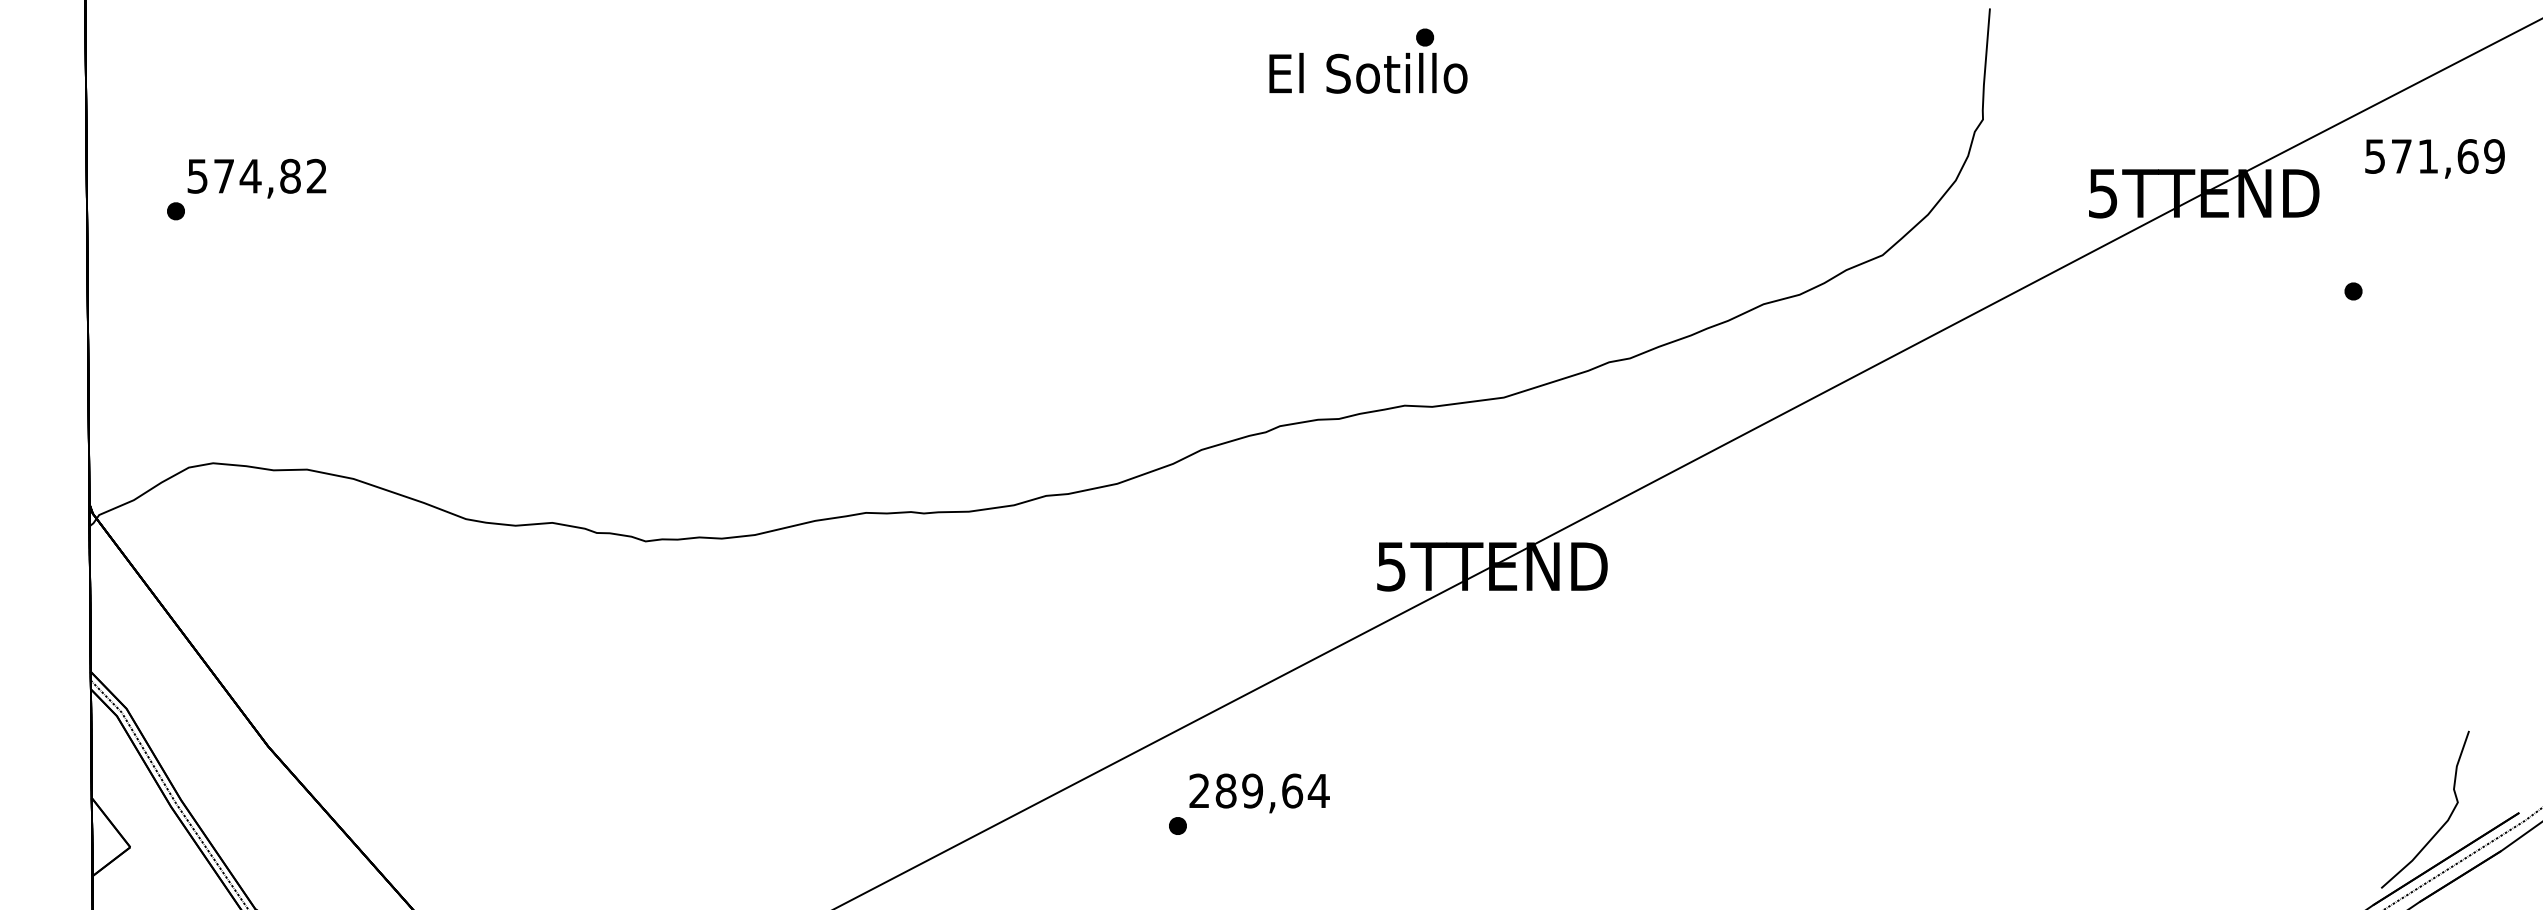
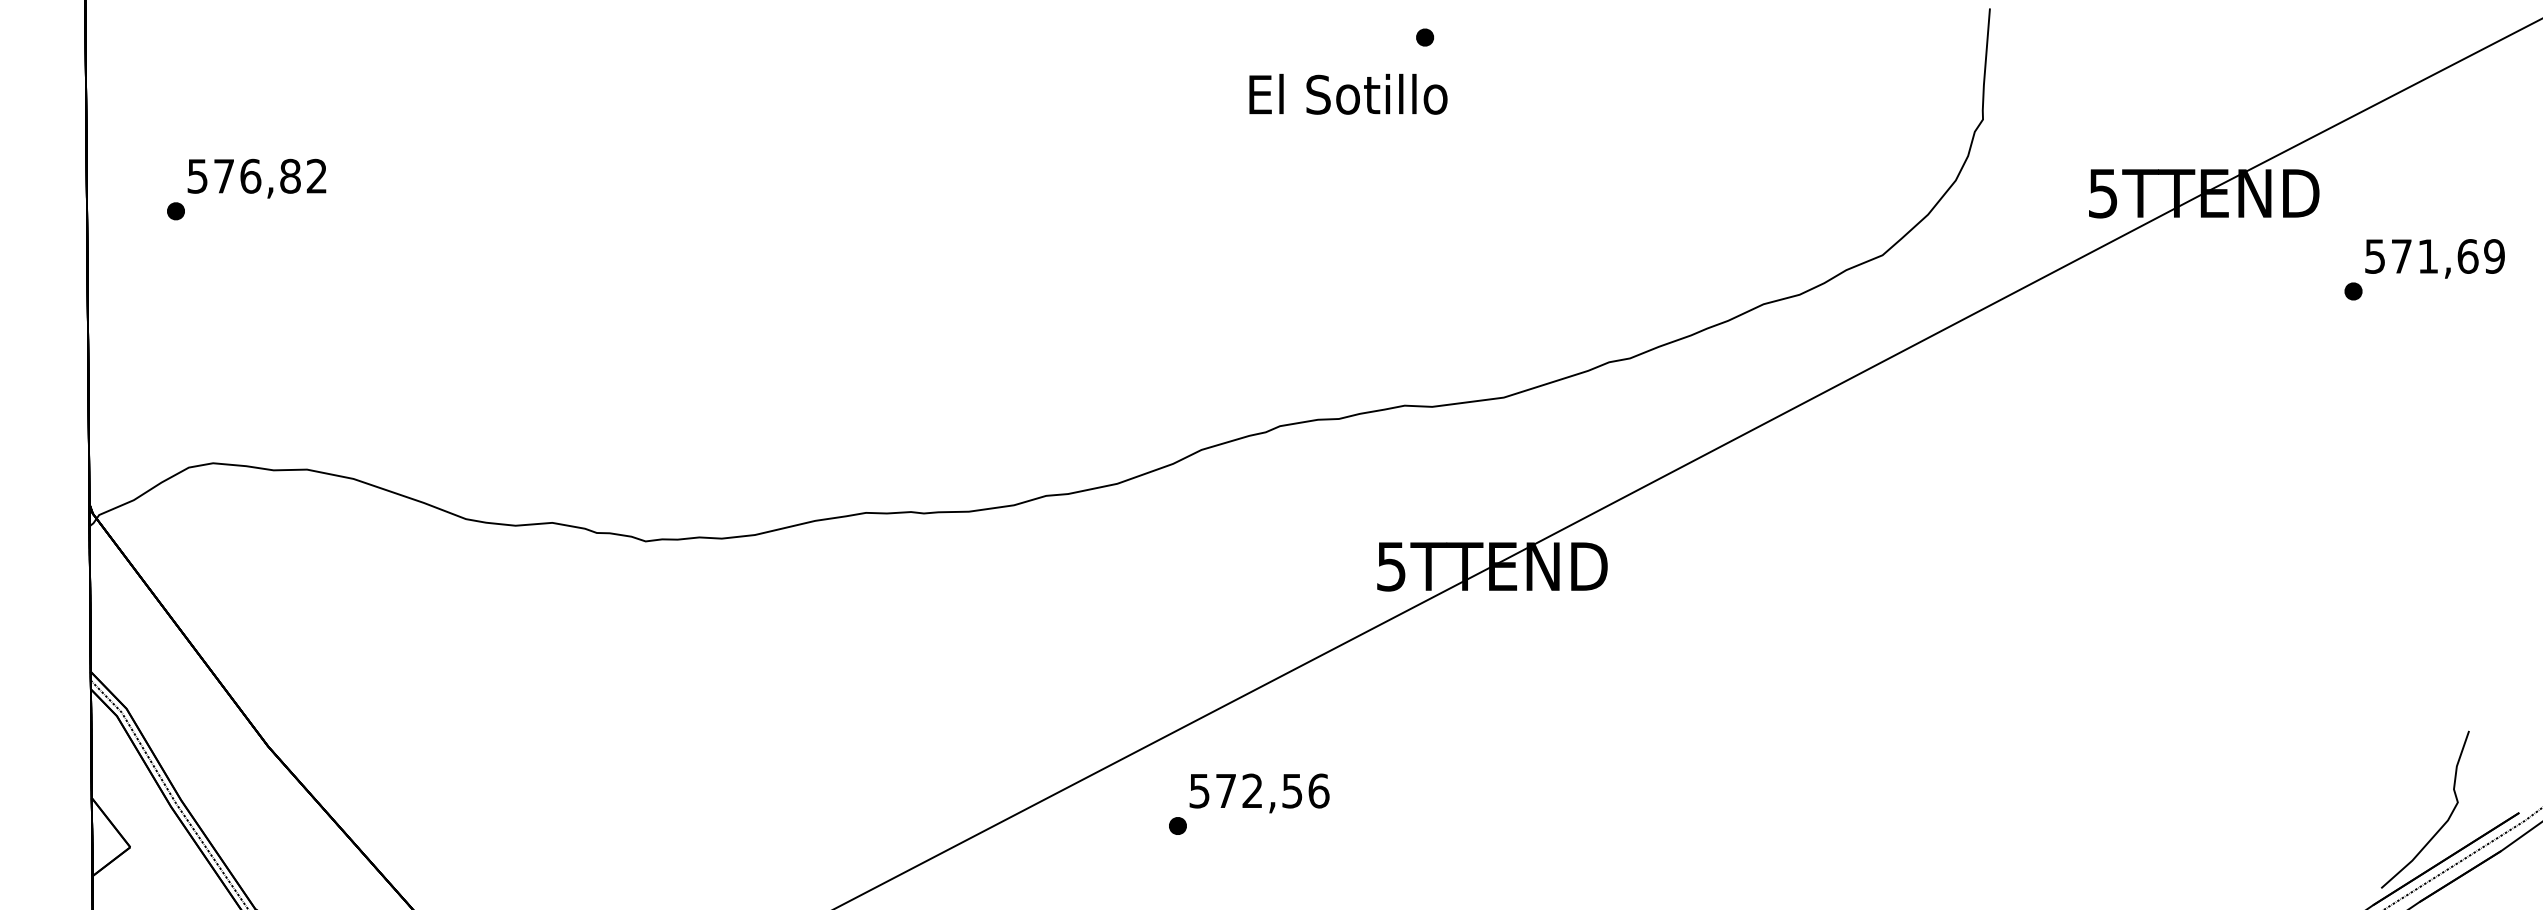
text position: (1368, 72) -> (1348, 93) (1348, 93)
text position: (2434, 158) -> (2434, 258) (2434, 258)
text: 574,82 -> 576,82 (250, 175)
text: 289,64 -> 572,56 (1259, 790)
